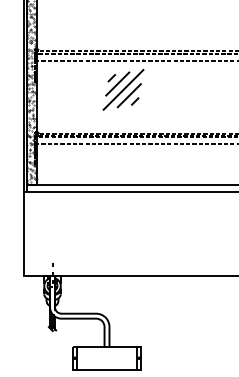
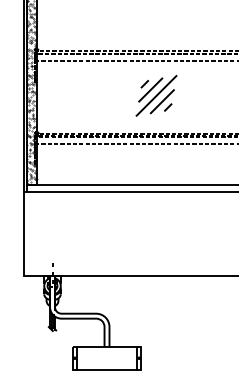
part position: (123, 89) -> (156, 95) (156, 95)
